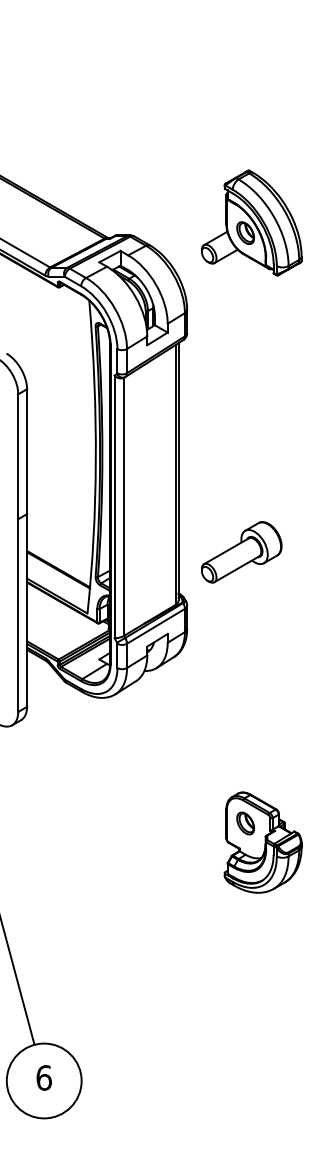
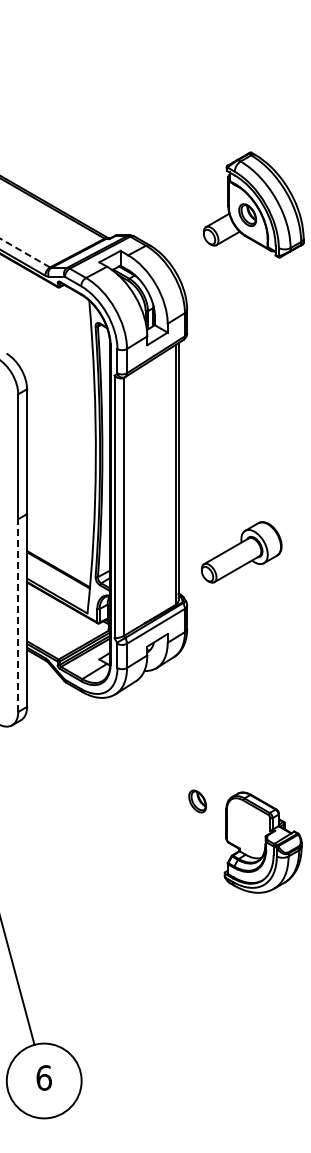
part position: (251, 222) -> (253, 204) (253, 204)
line: solid -> dashed (25, 252)
line: solid -> dashed (18, 615)
part position: (245, 823) -> (197, 801) (197, 801)
